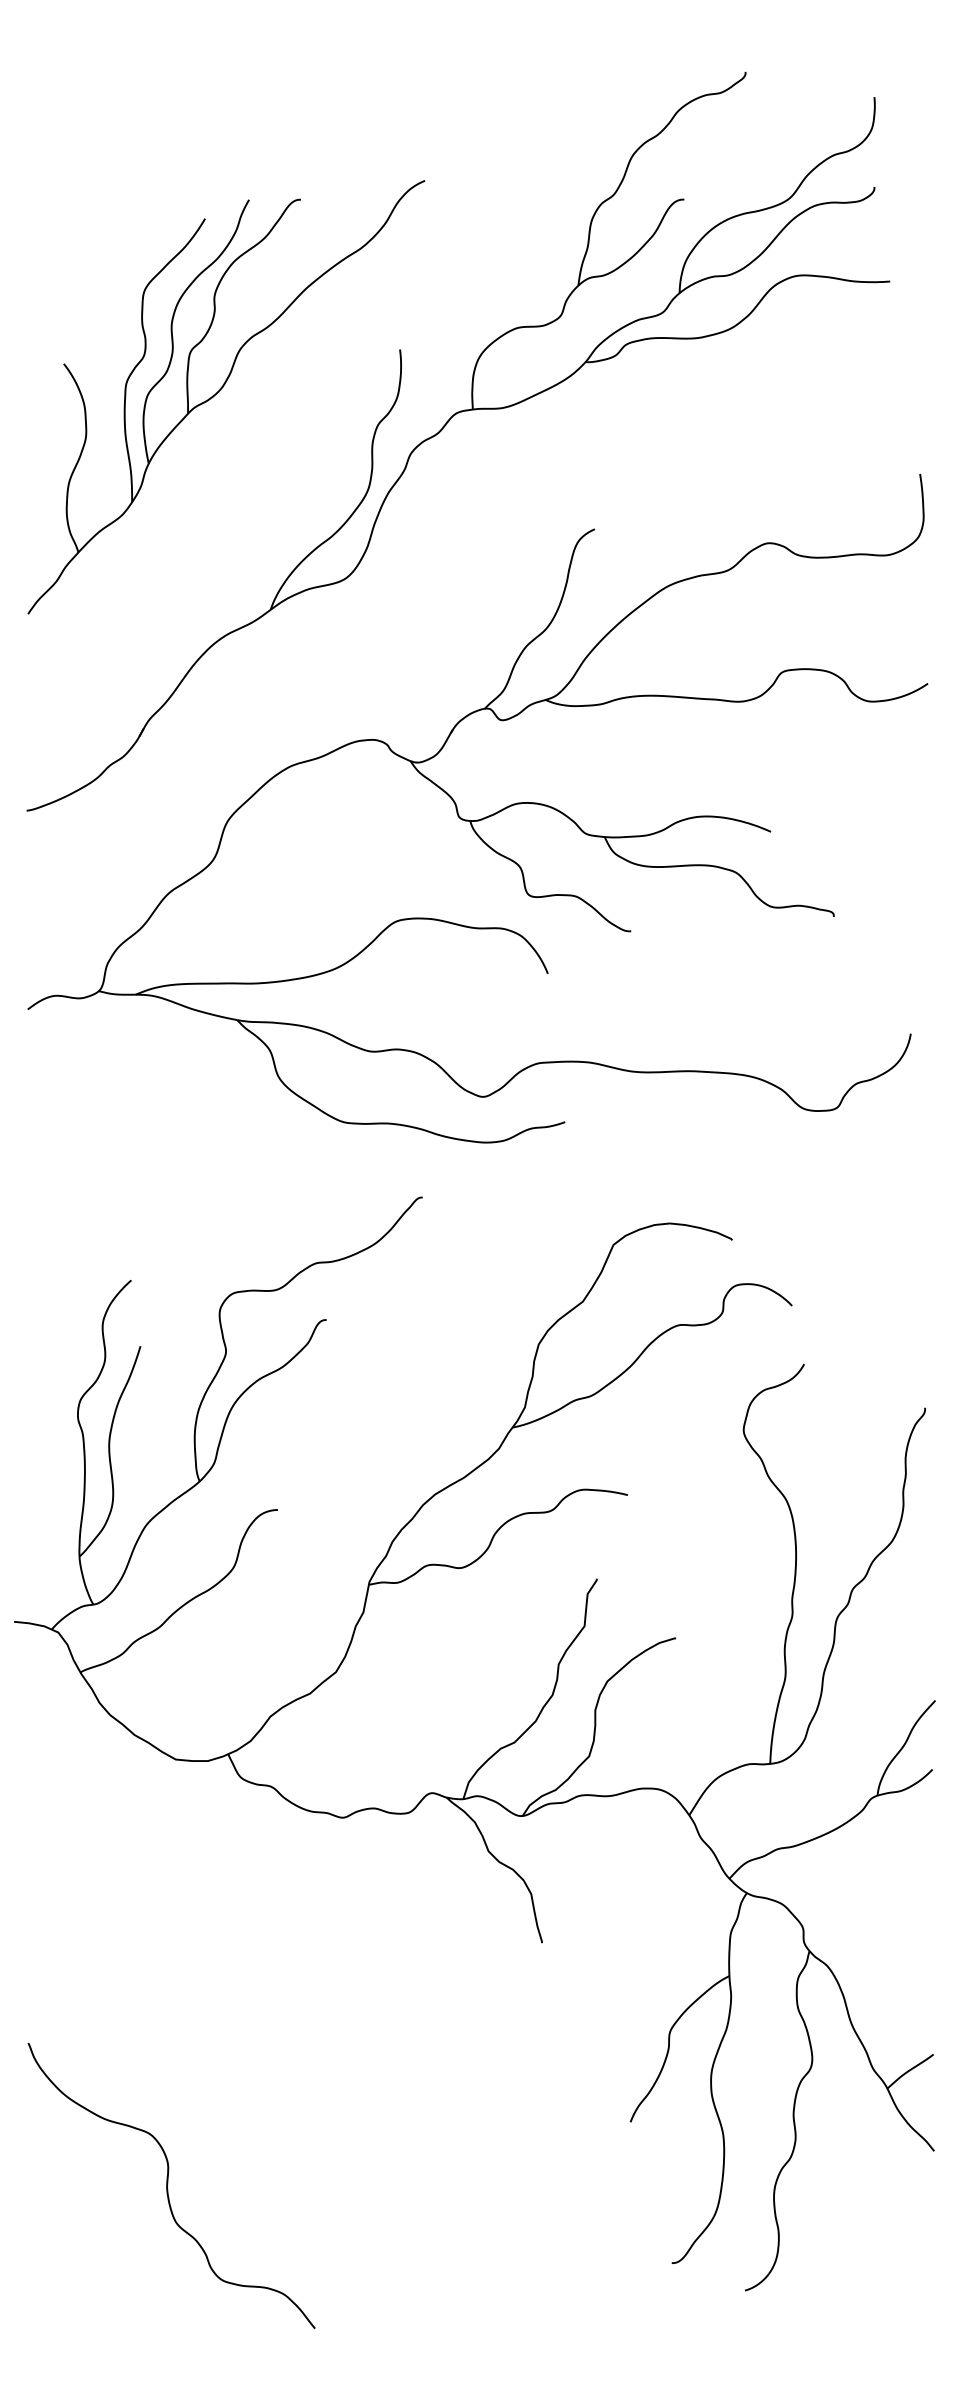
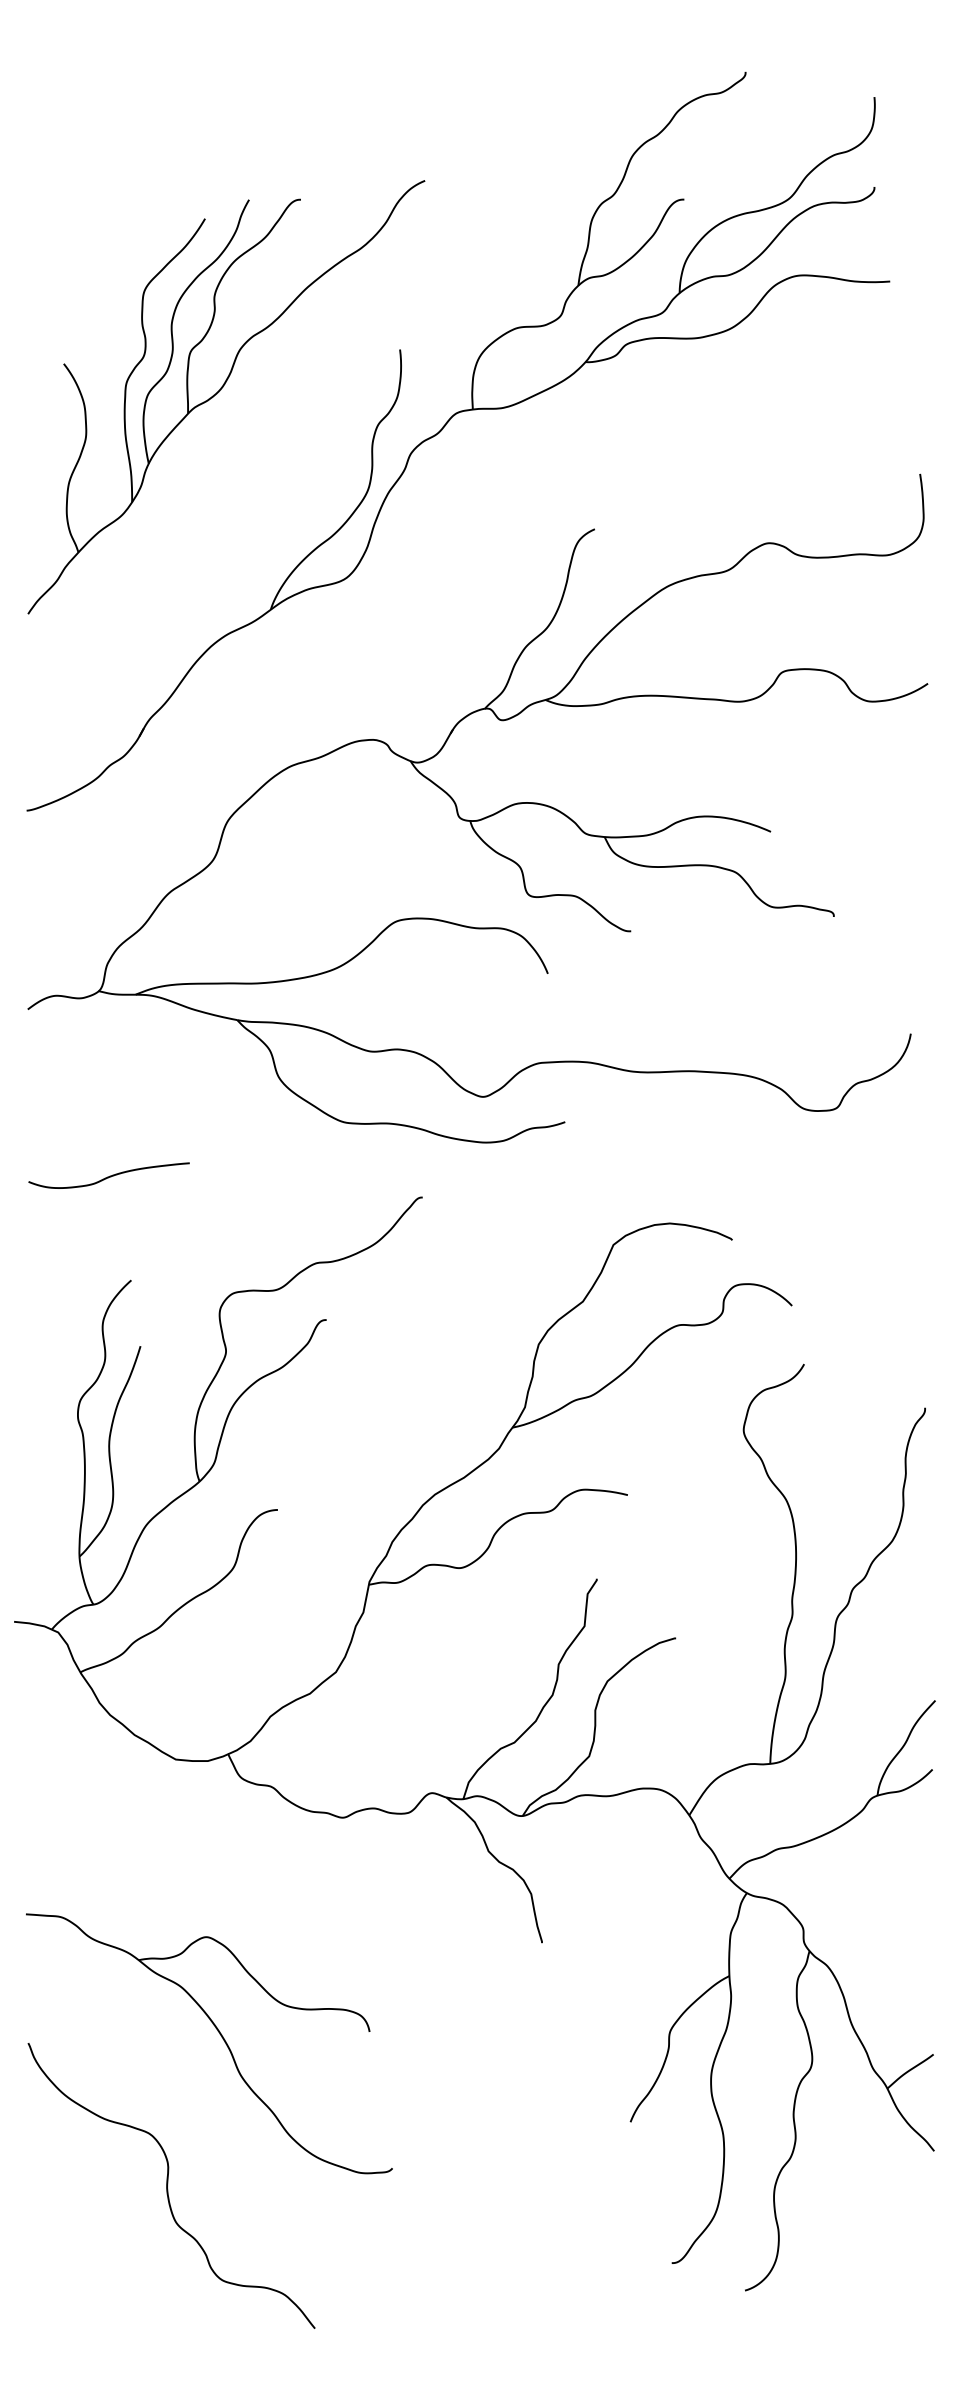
curve: none -> present (109, 1175)
part: none -> present (221, 2037)
